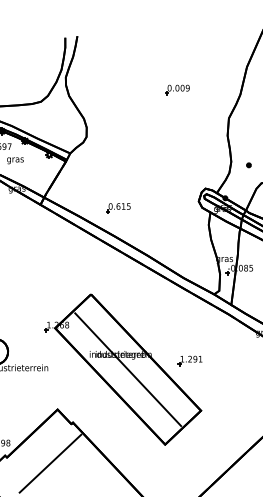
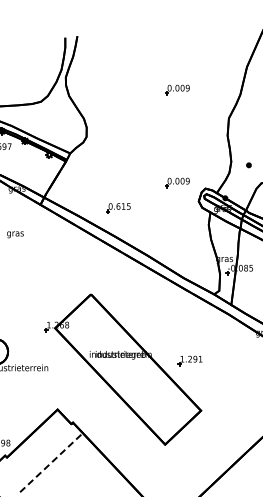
text position: (15, 160) -> (15, 234) (15, 234)
part: none -> present (177, 182)
line: present -> none (128, 369)
line: solid -> dashed (50, 464)
